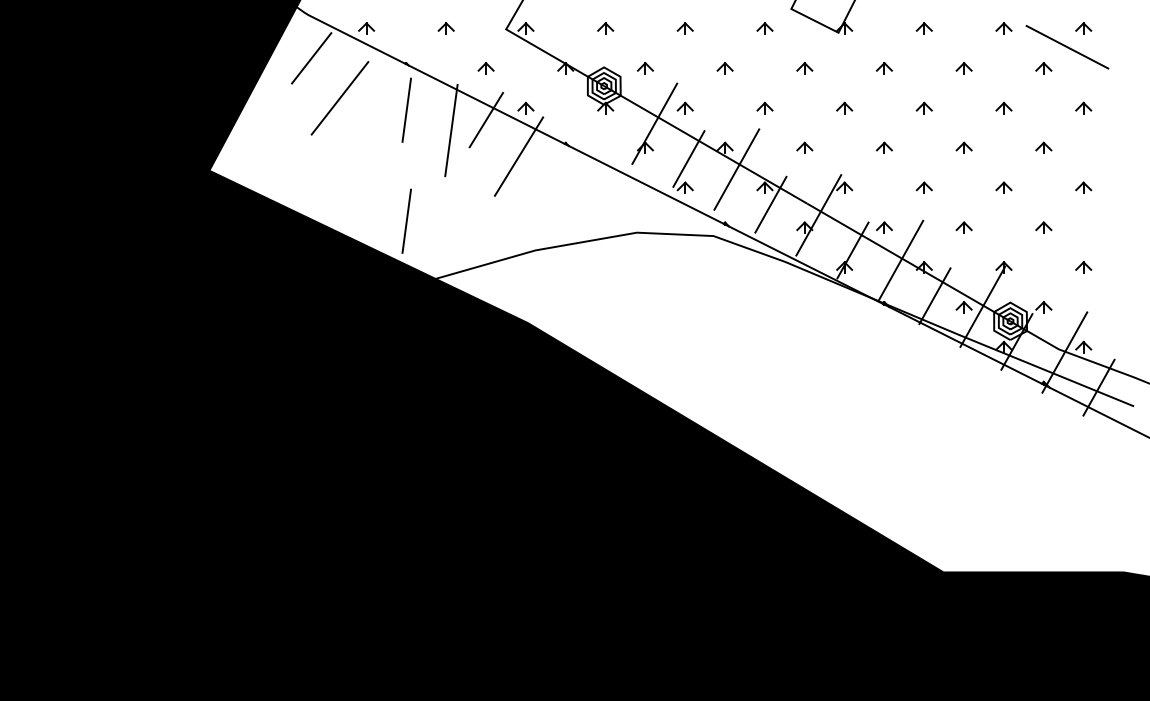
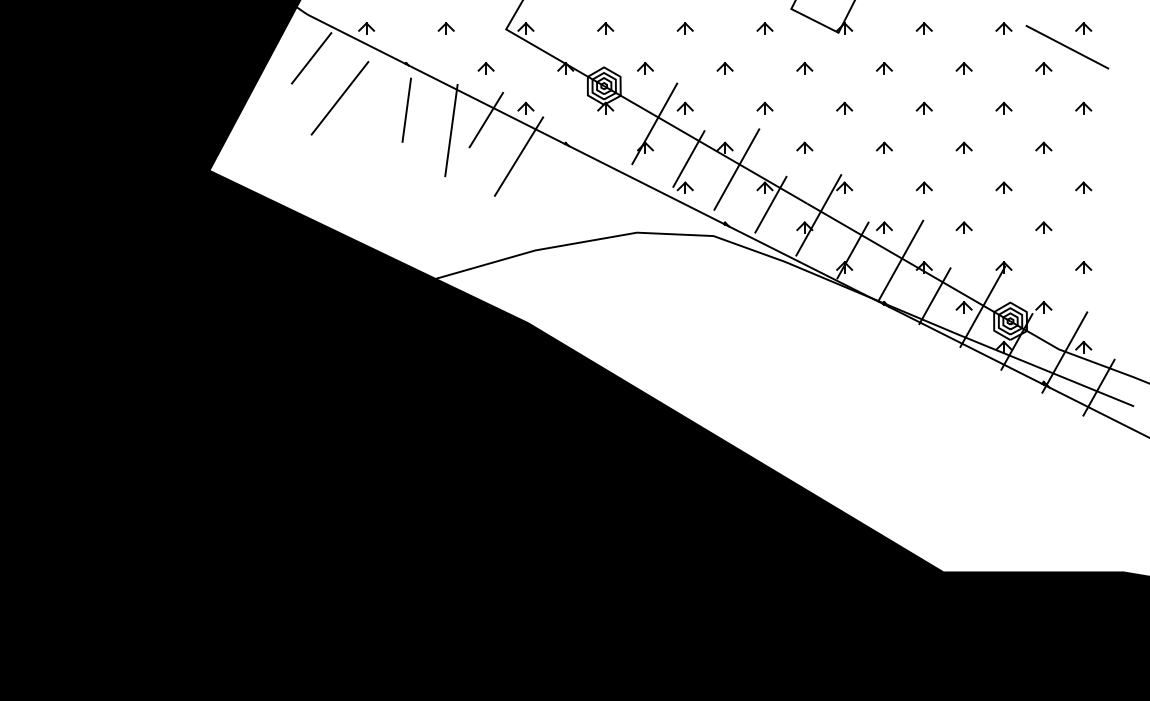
line: present -> none (406, 220)
